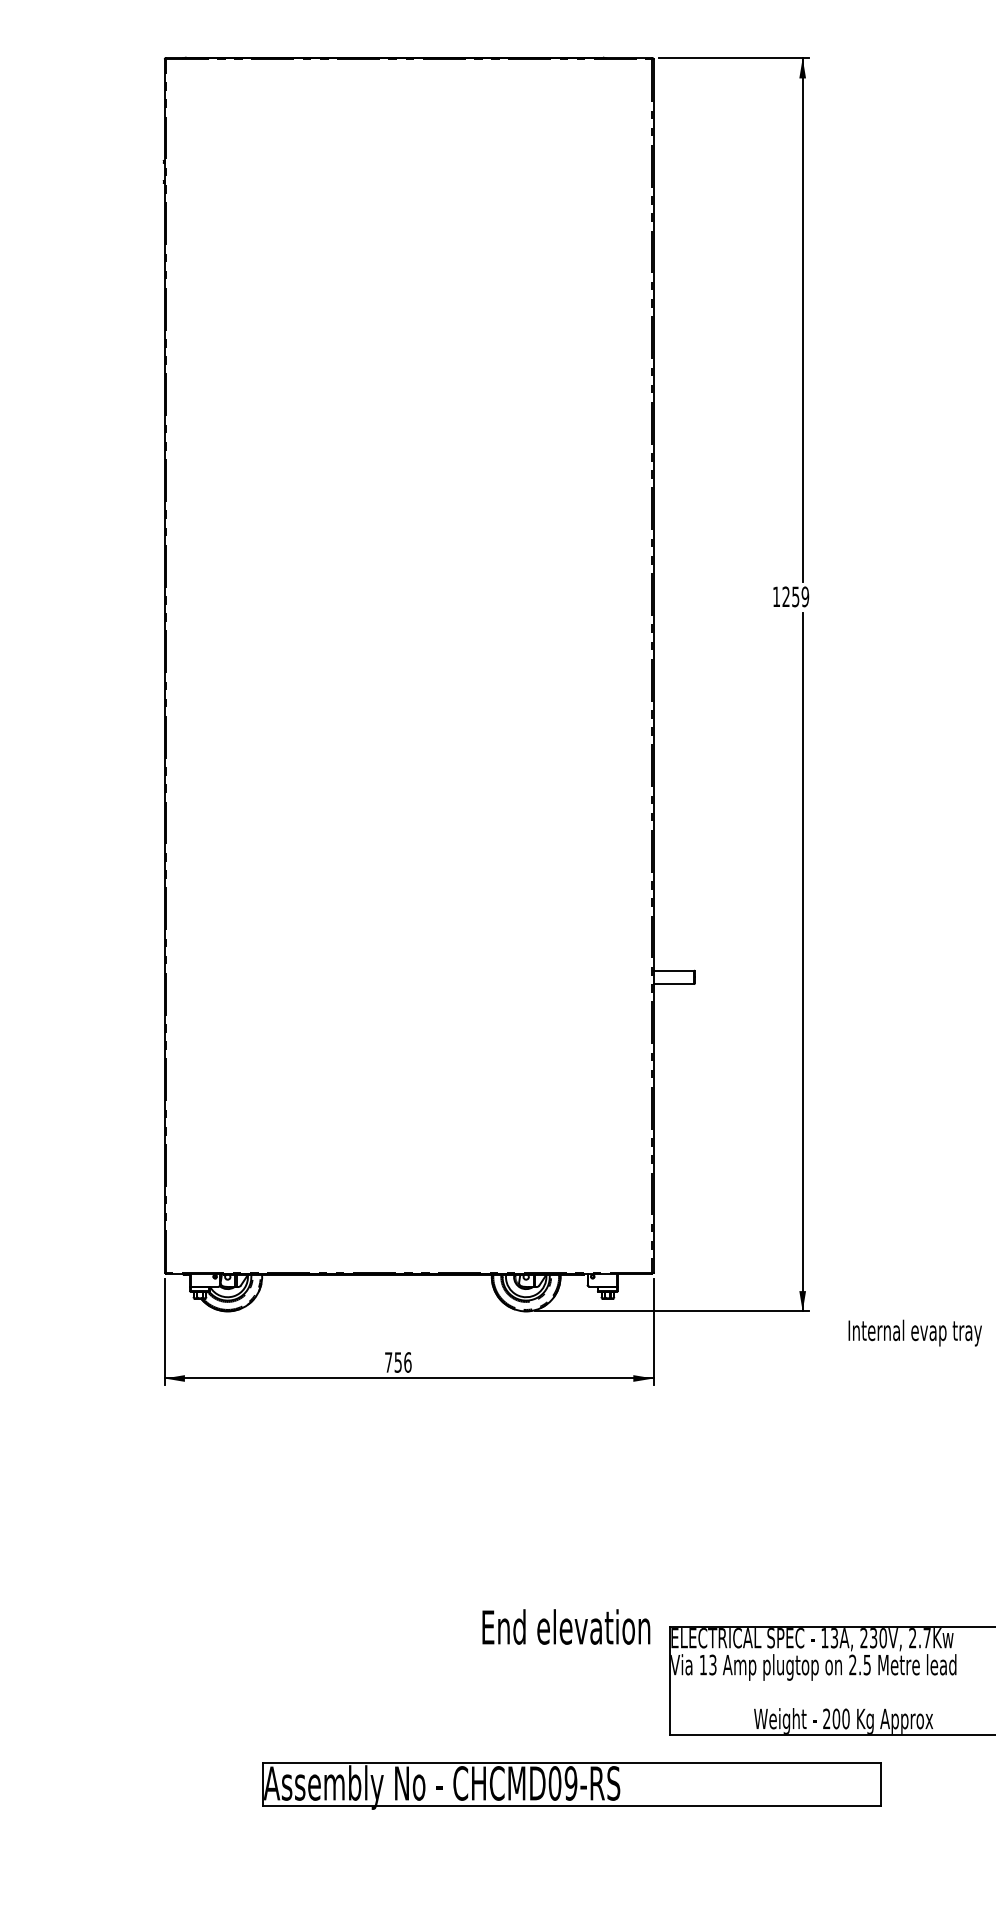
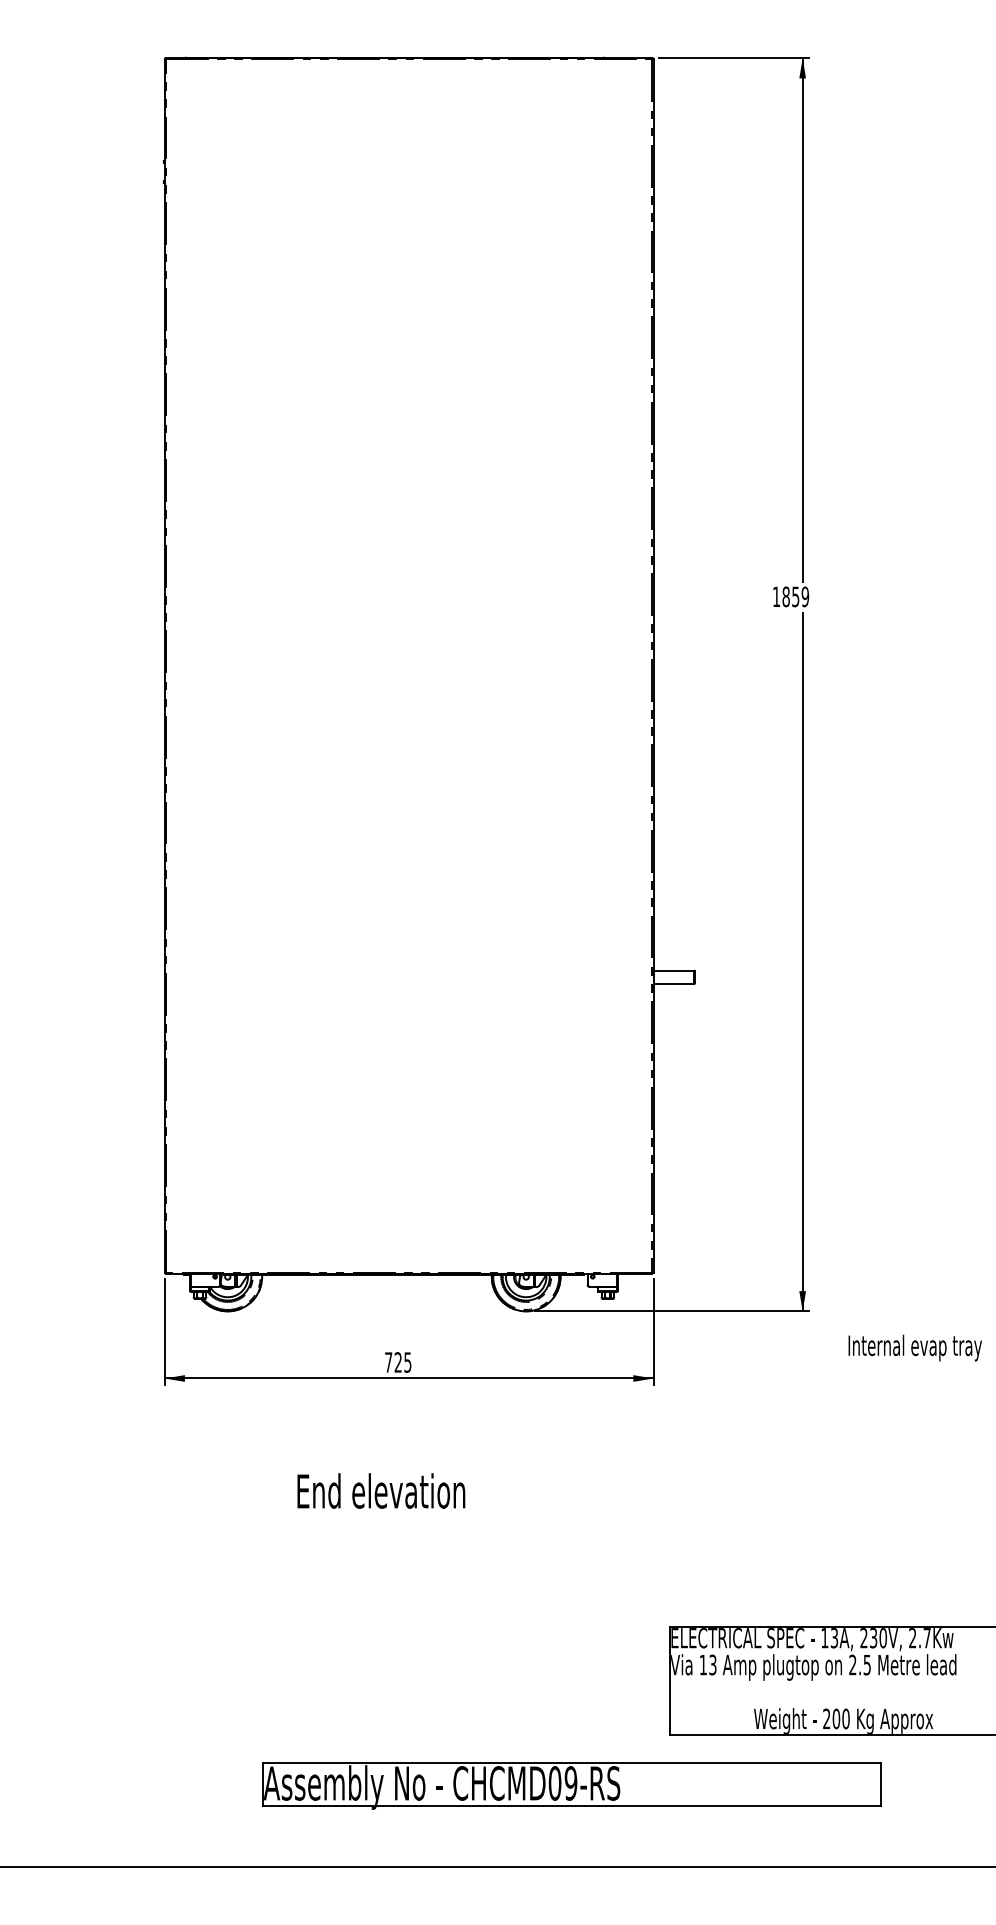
text: 1259 -> 1859 (785, 596)
text position: (914, 1332) -> (914, 1347) (914, 1347)
text: 756 -> 725 (402, 1362)
text position: (566, 1626) -> (381, 1490) (381, 1490)
line: none -> present (497, 1867)
